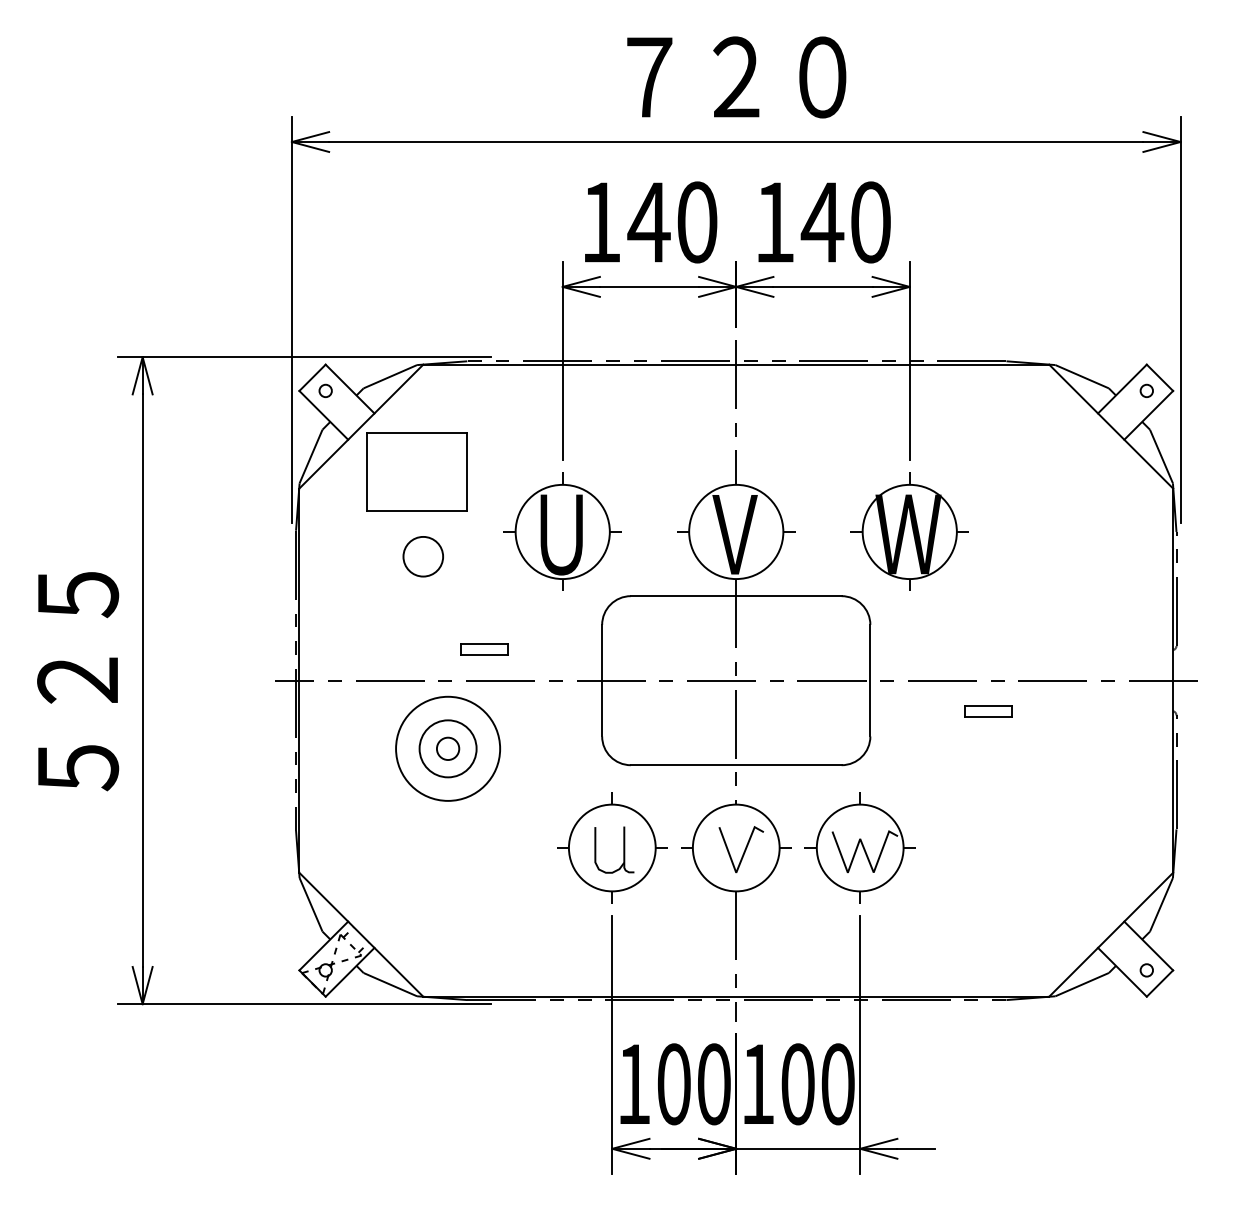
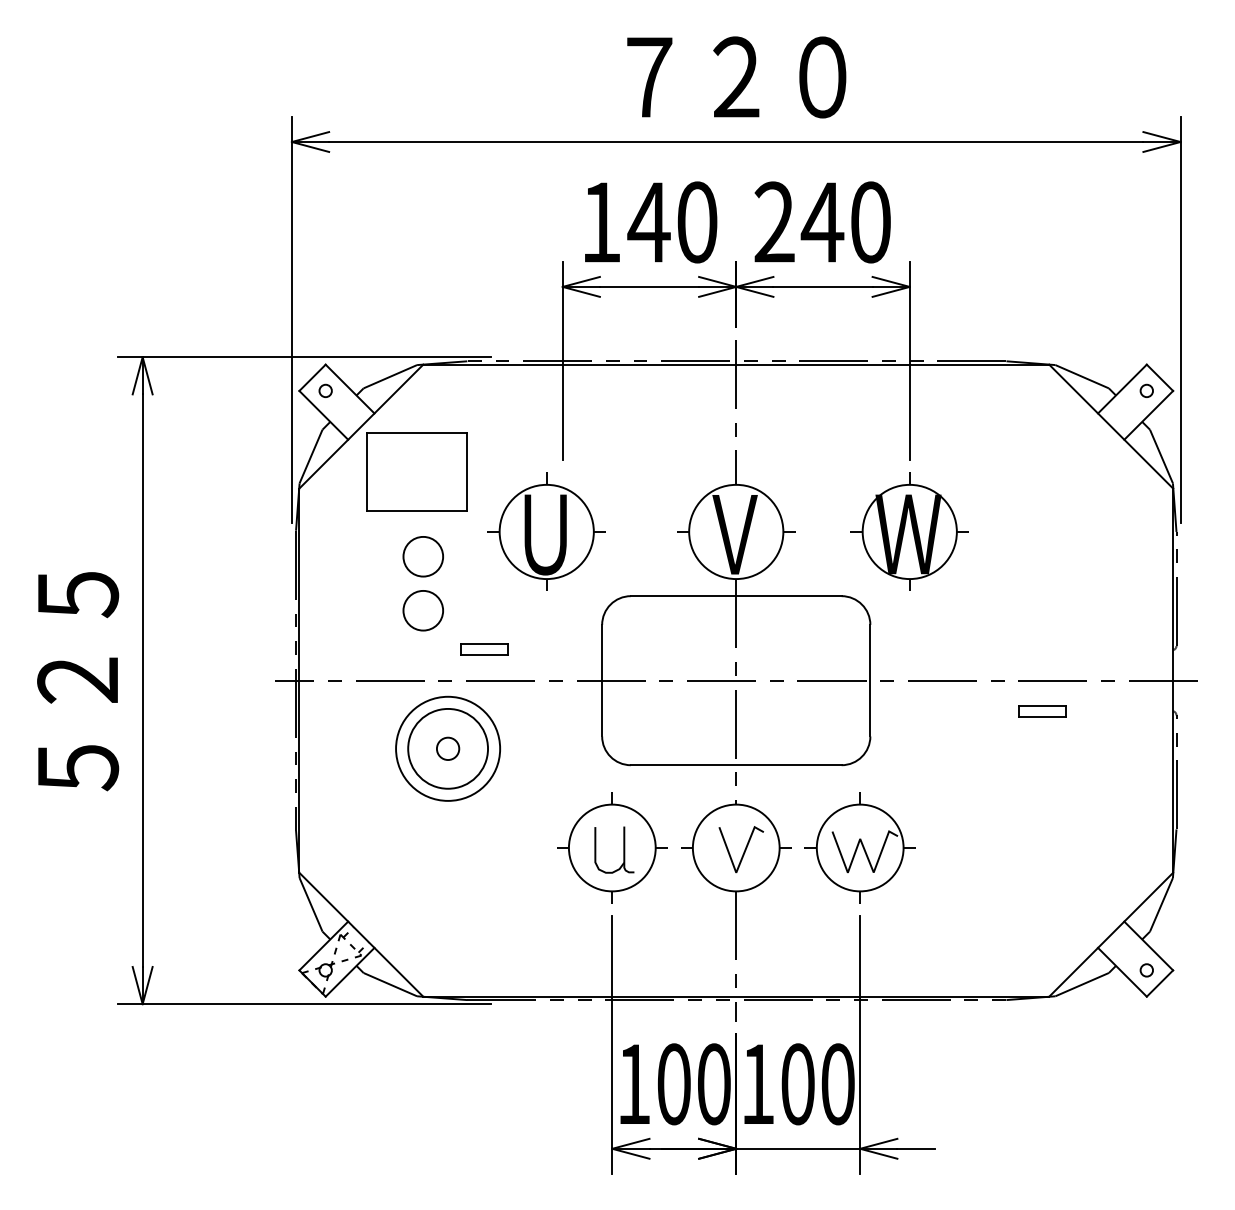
text: 140 -> 240 (774, 221)
part position: (562, 531) -> (546, 531) (546, 531)
circle: none -> present (422, 610)
part position: (988, 711) -> (1042, 711) (1042, 711)
circle diameter: 57 px -> 80 px (448, 748)
